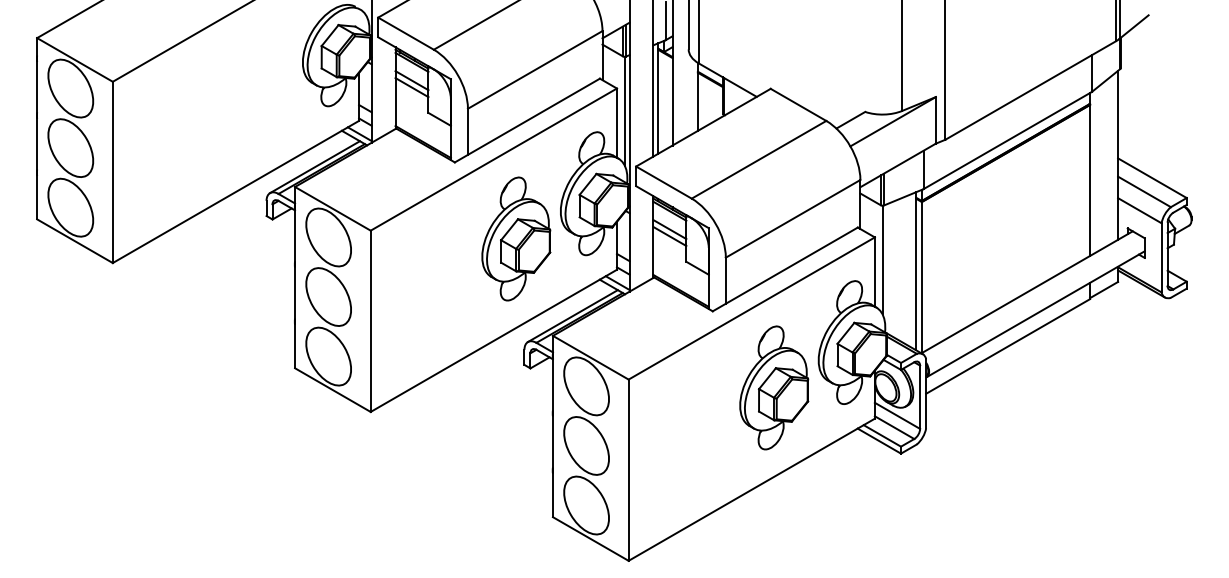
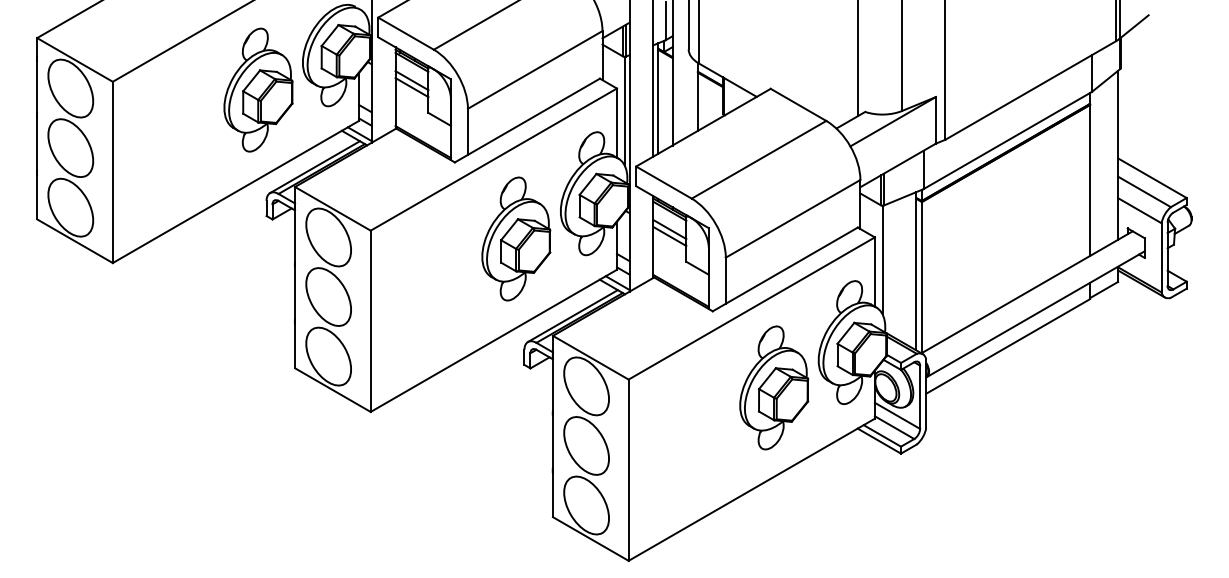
line: none -> present (858, 59)
part: none -> present (258, 89)
